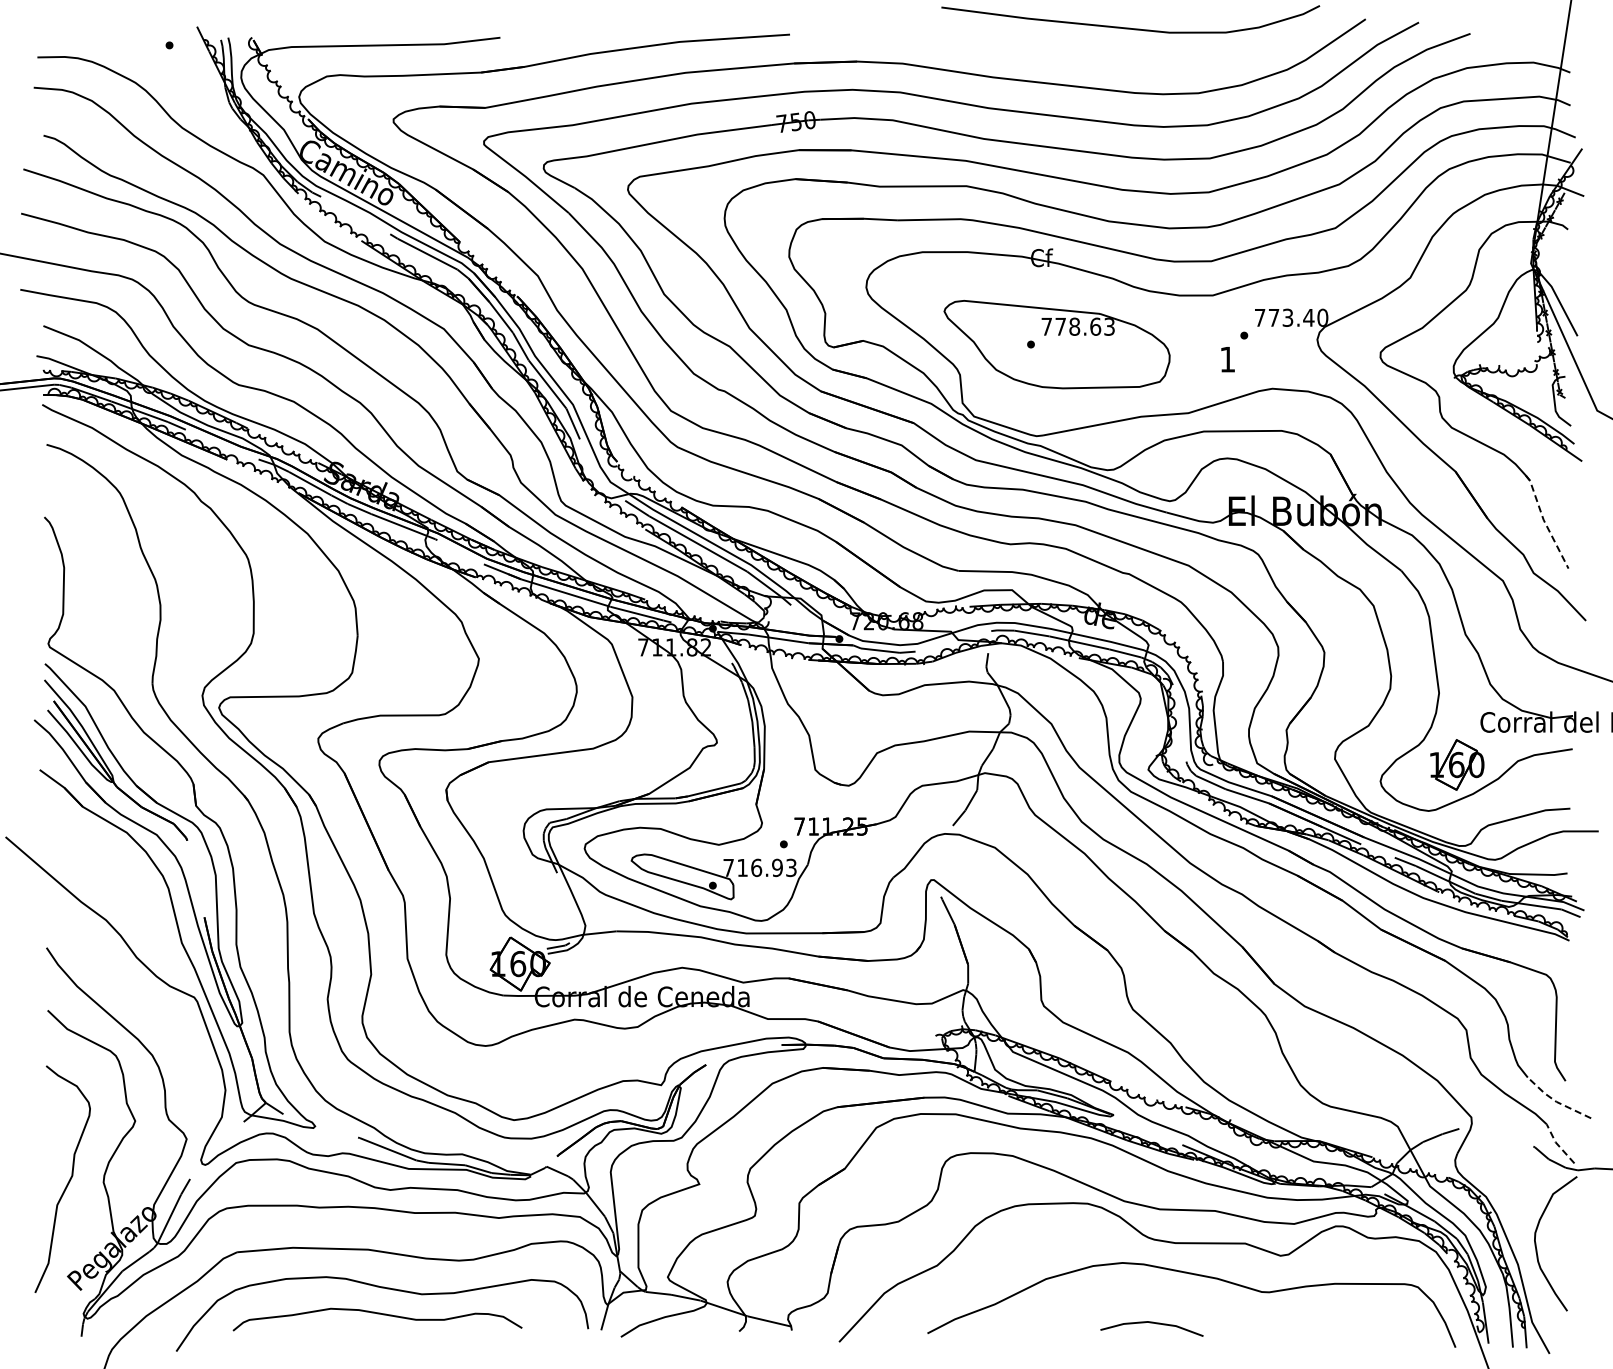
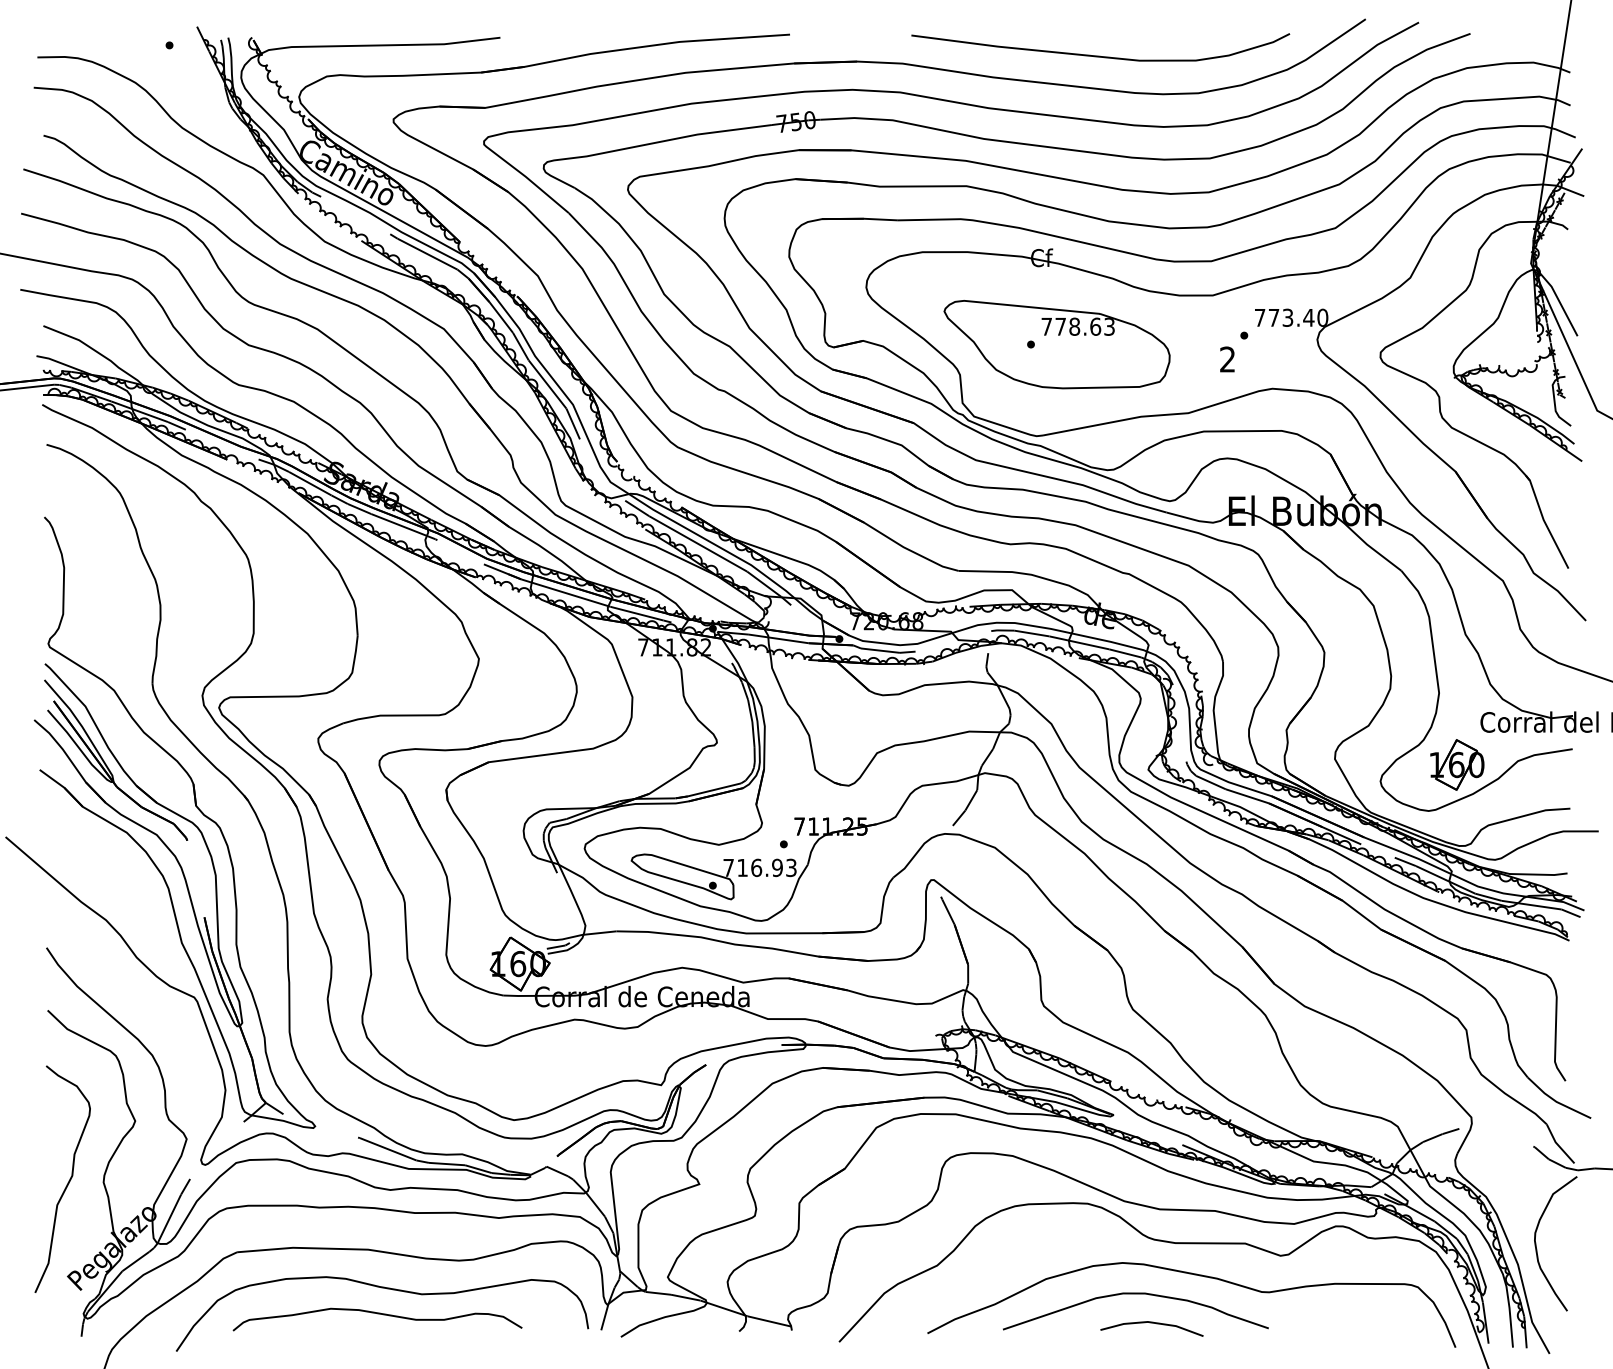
curve position: (1130, 27) -> (1100, 55) (1100, 55)
text: 1 -> 2 (1227, 359)
line: dashed -> solid (1544, 521)
line: dashed -> solid (1556, 1101)
line: dashed -> solid (1558, 1145)
curve: none -> present (1135, 1294)
